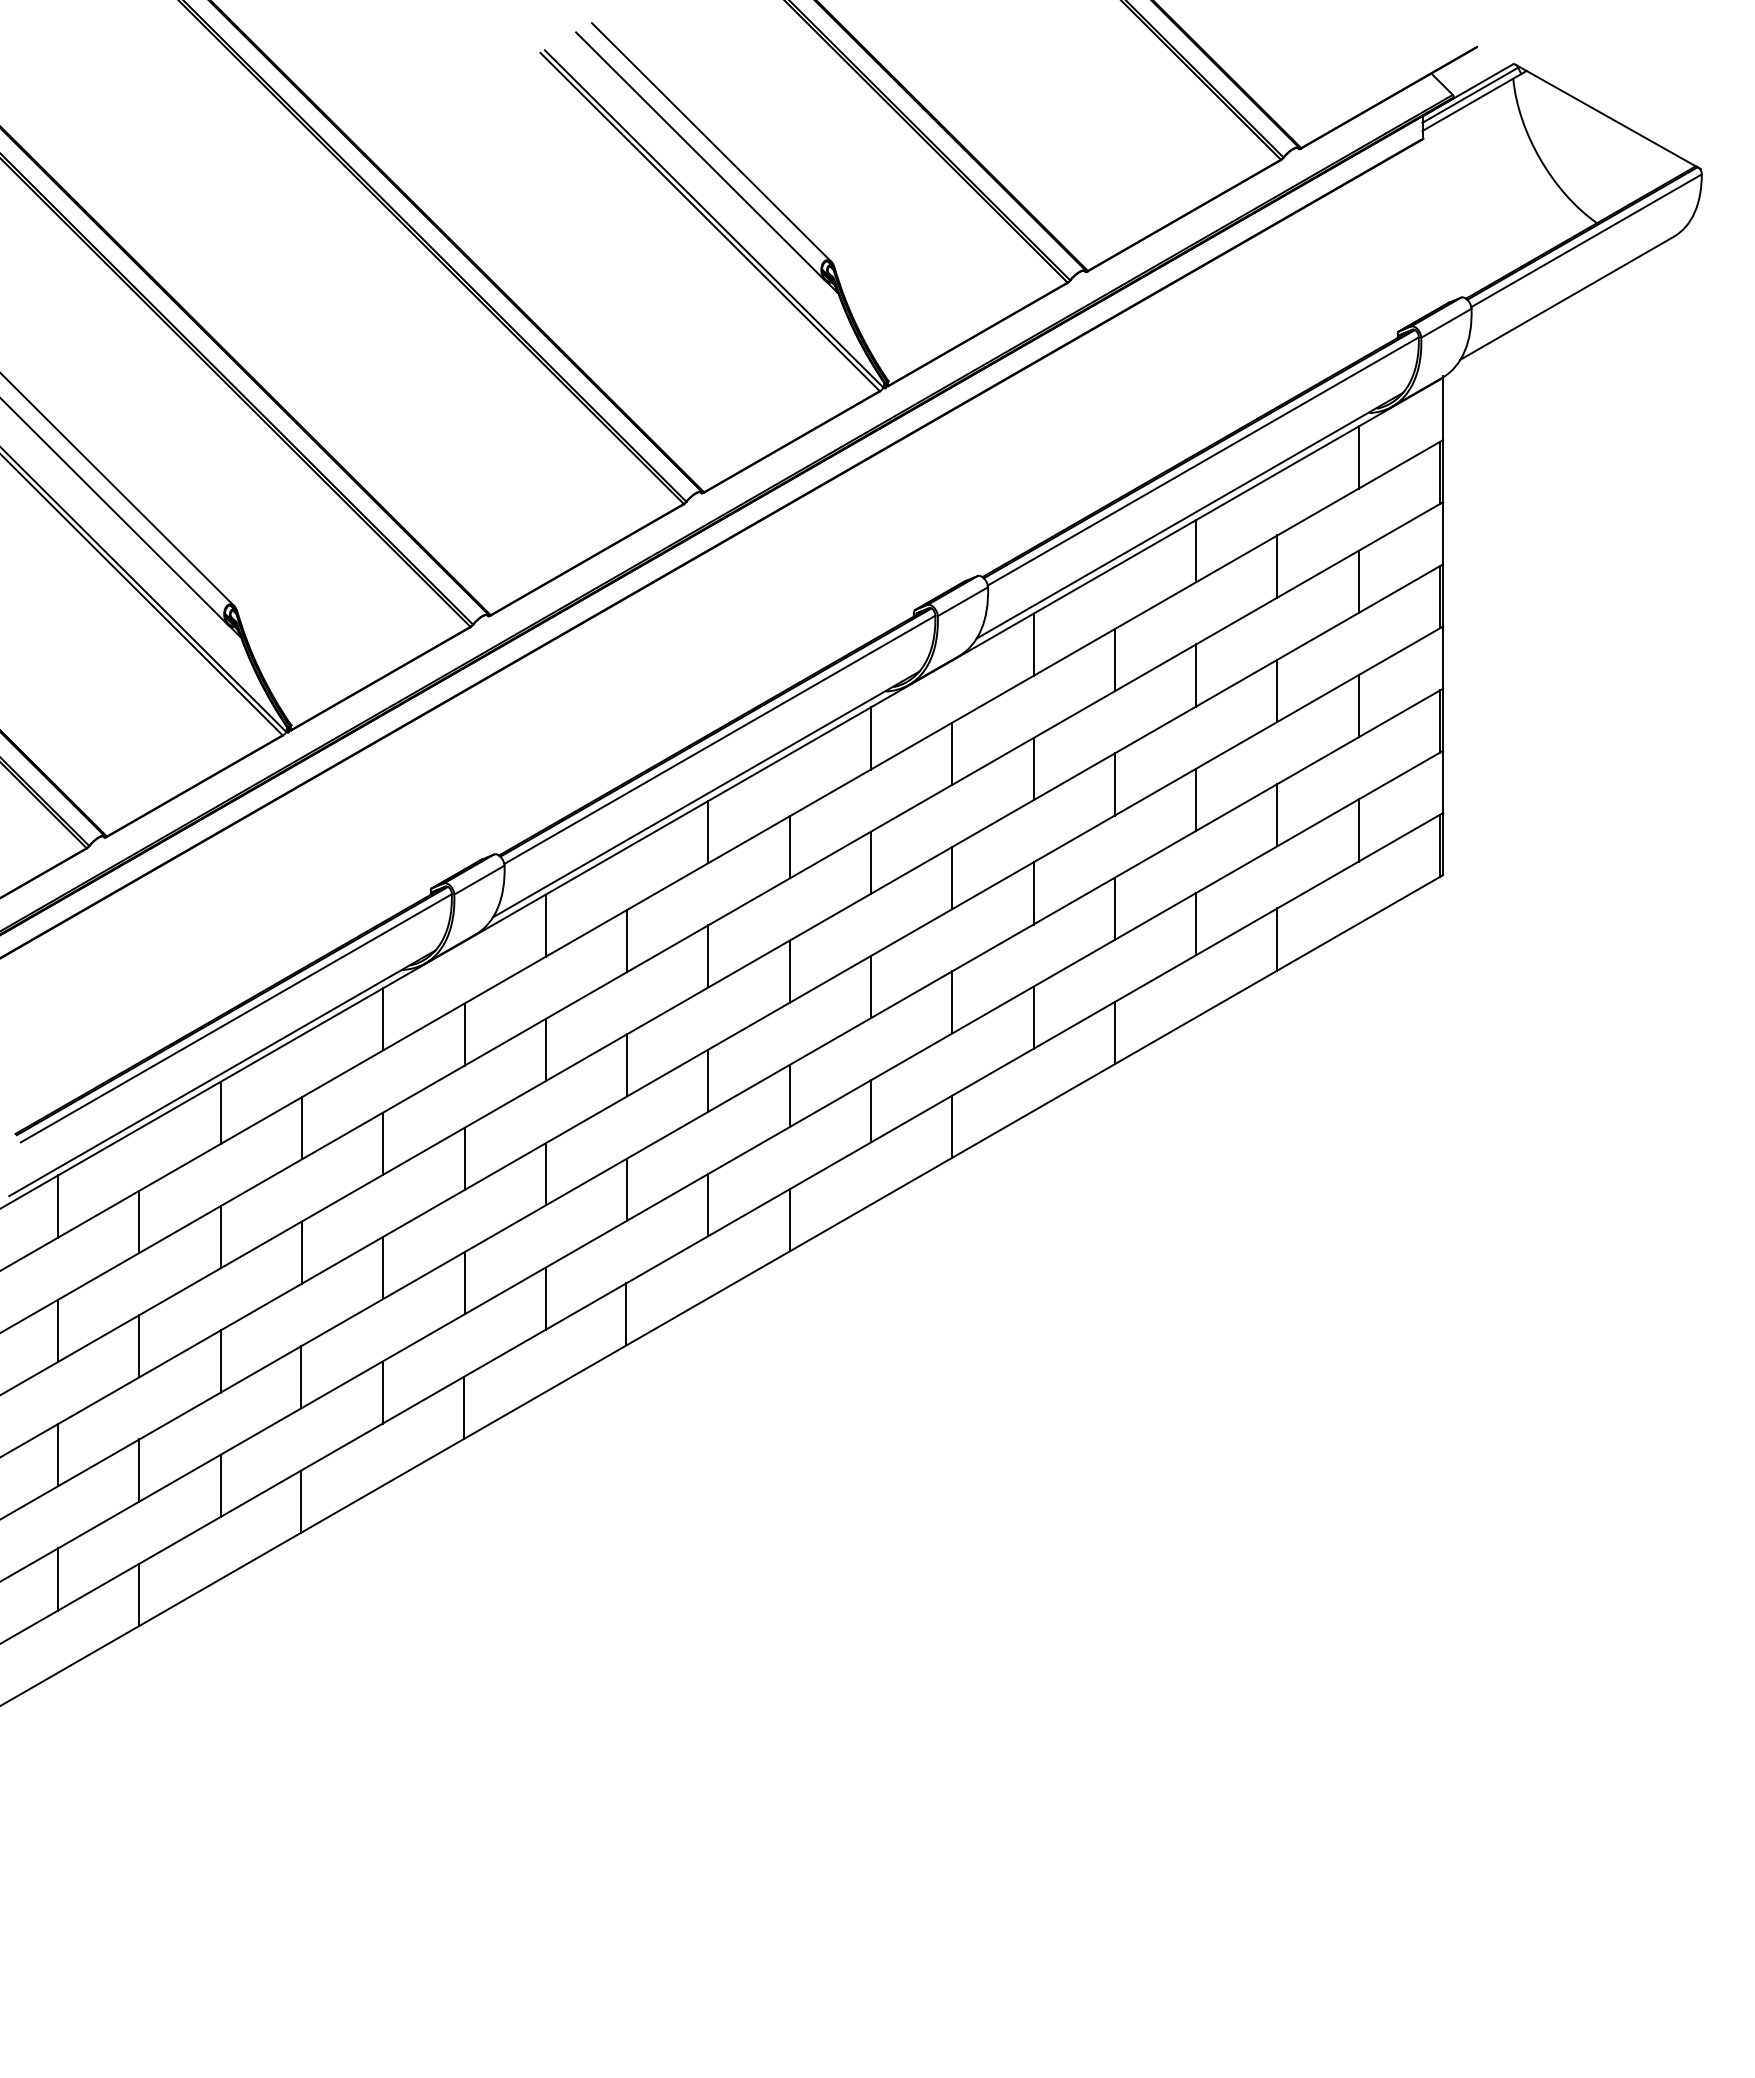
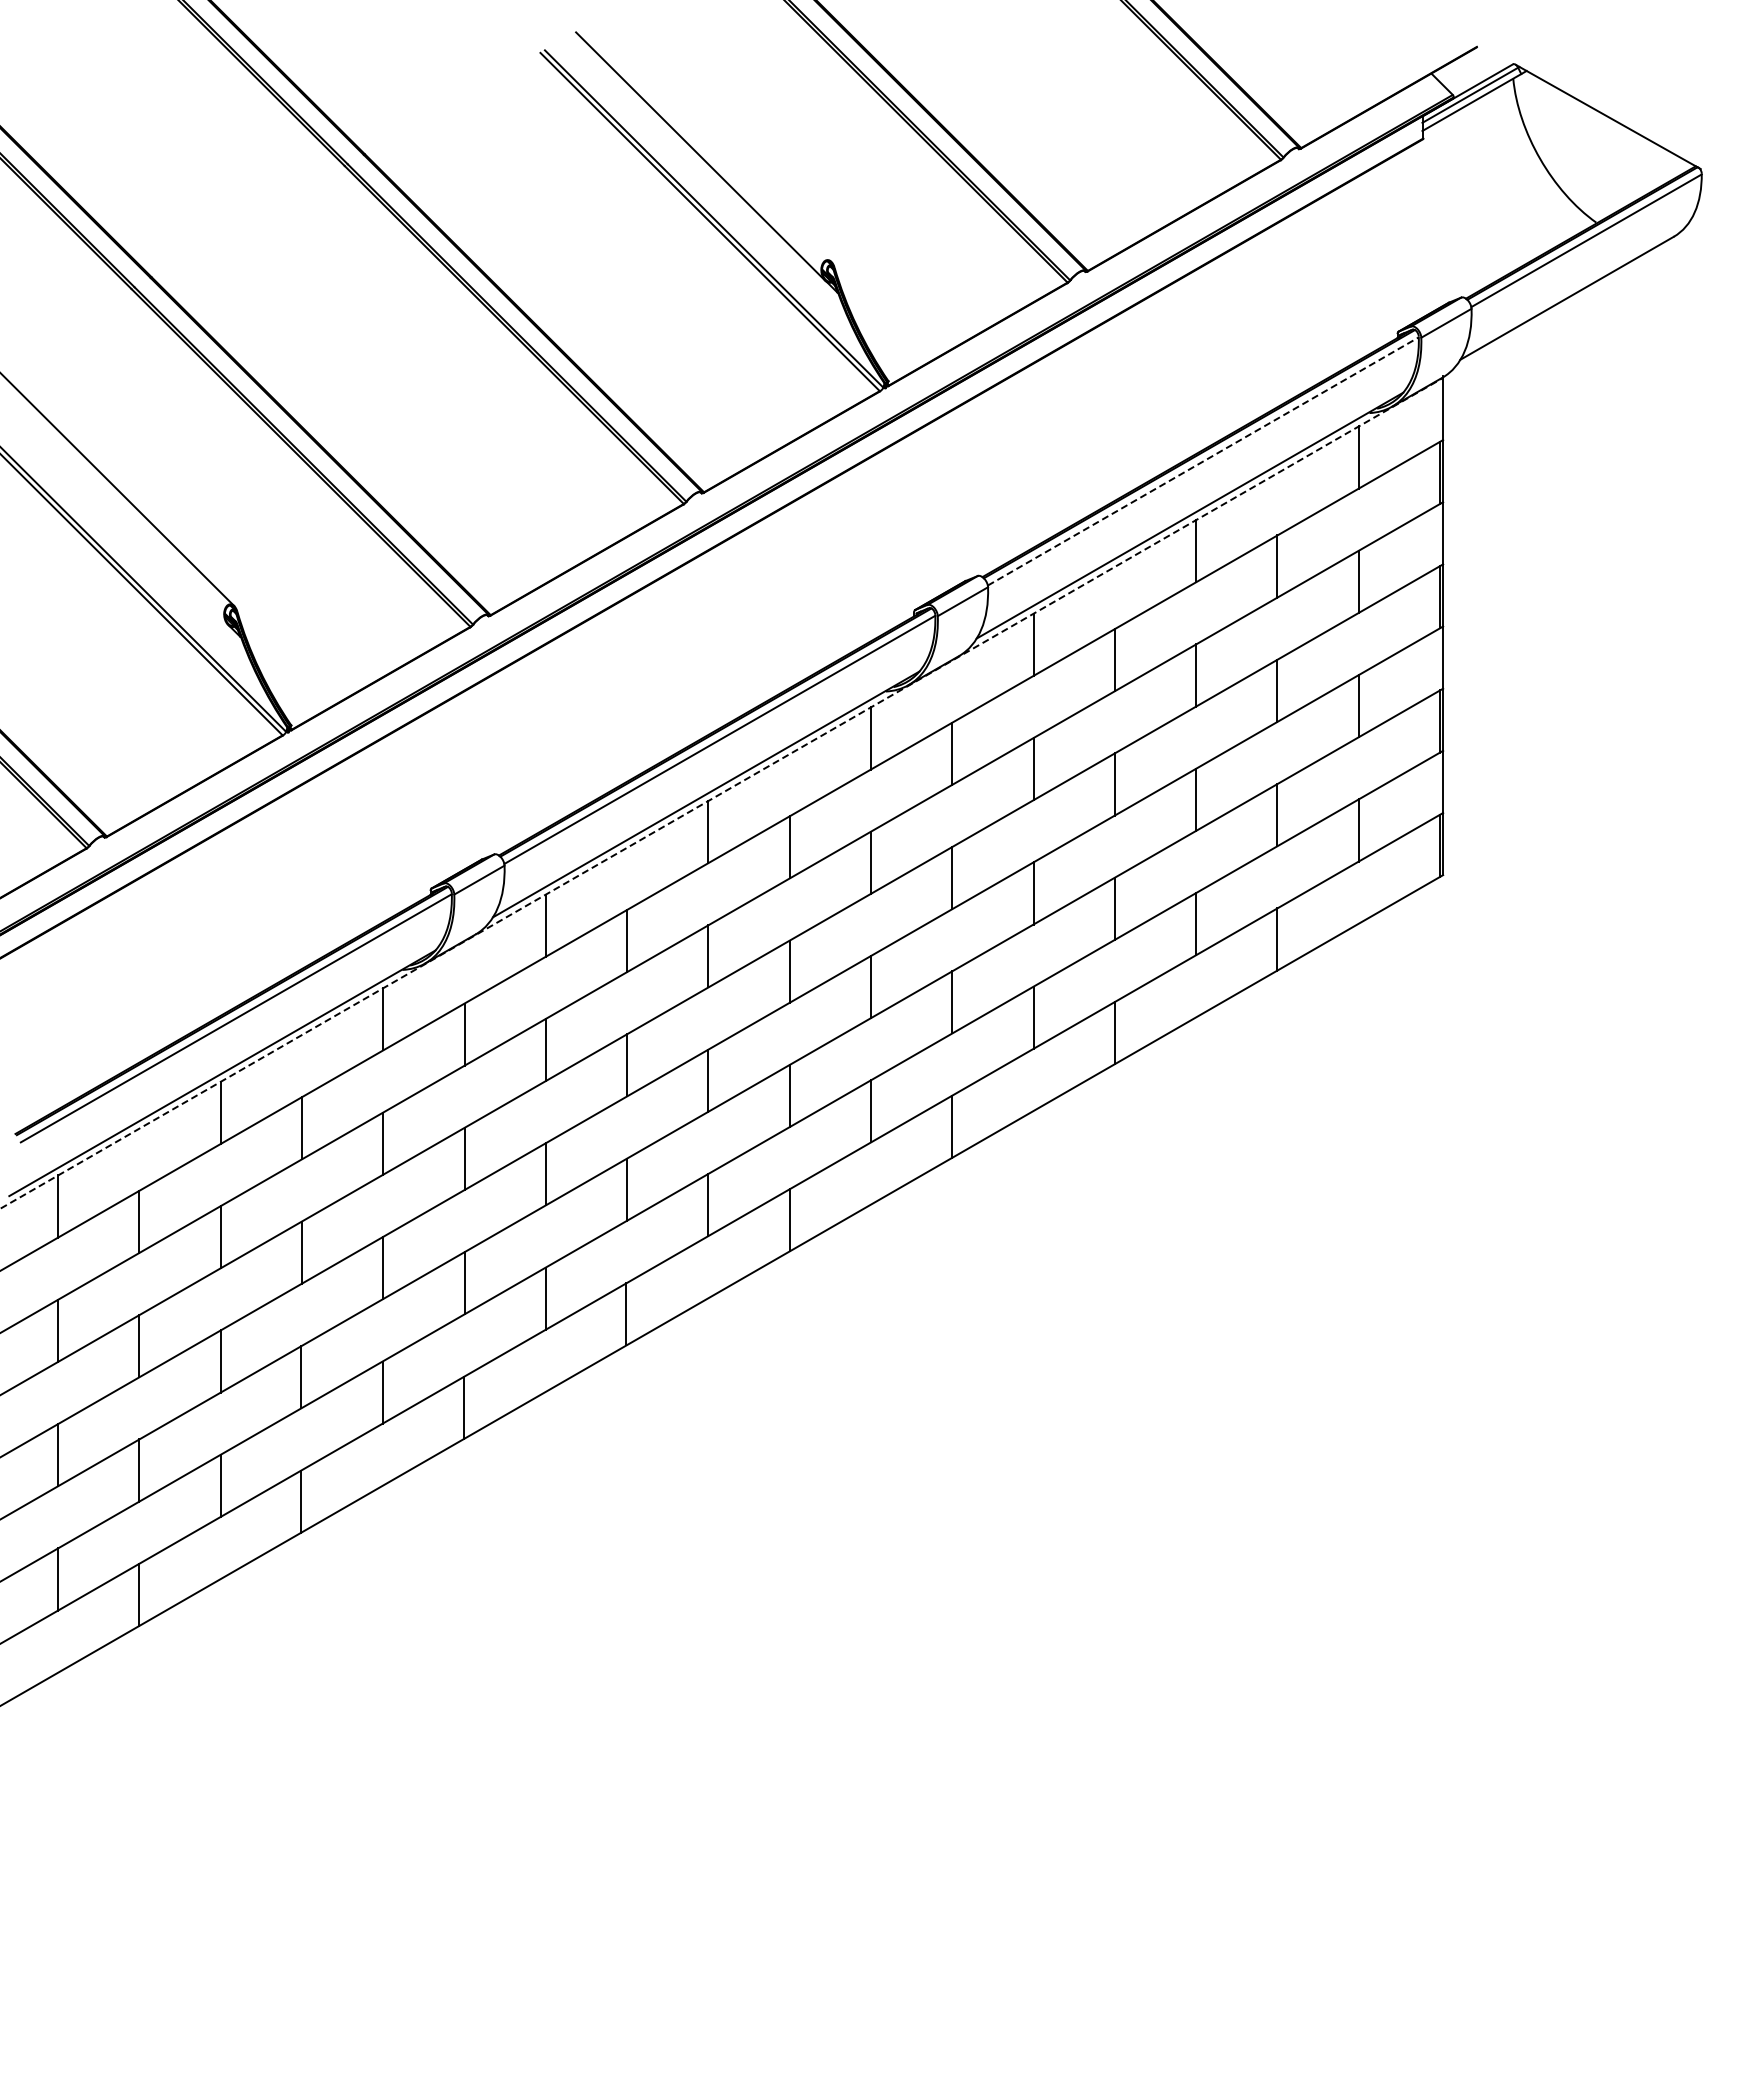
line: present -> none (711, 142)
line: solid -> dashed (1203, 461)
line: present -> none (115, 512)
line: solid -> dashed (722, 793)
